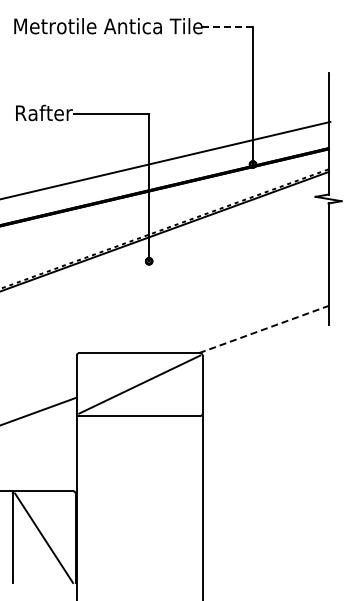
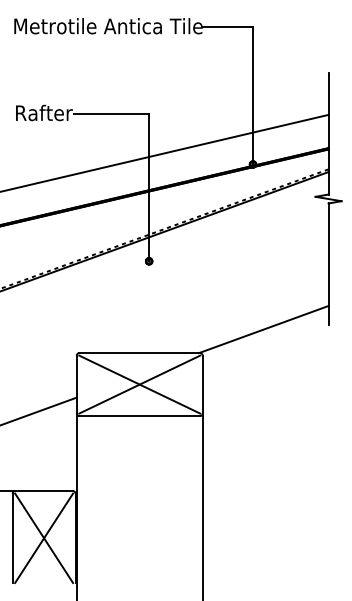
line: dashed -> solid (227, 27)
line position: (166, 159) -> (165, 152) (165, 152)
line: dashed -> solid (263, 329)
line: none -> present (139, 384)
line: none -> present (44, 537)
